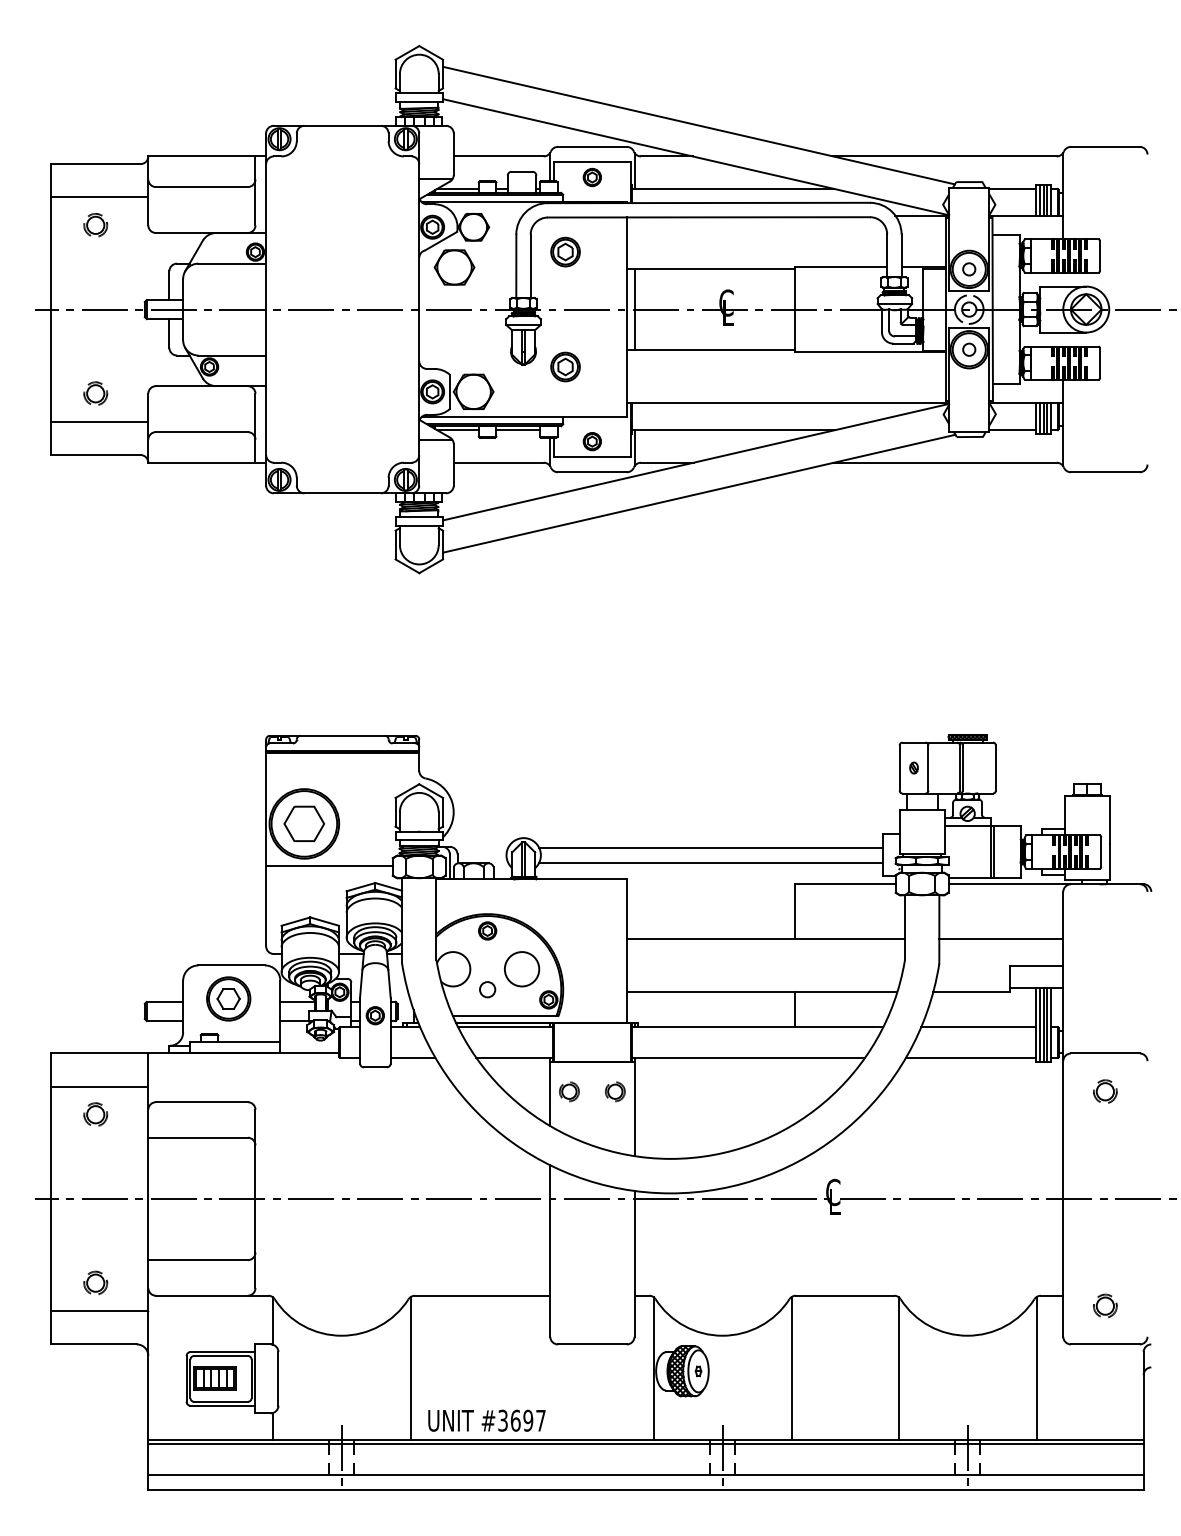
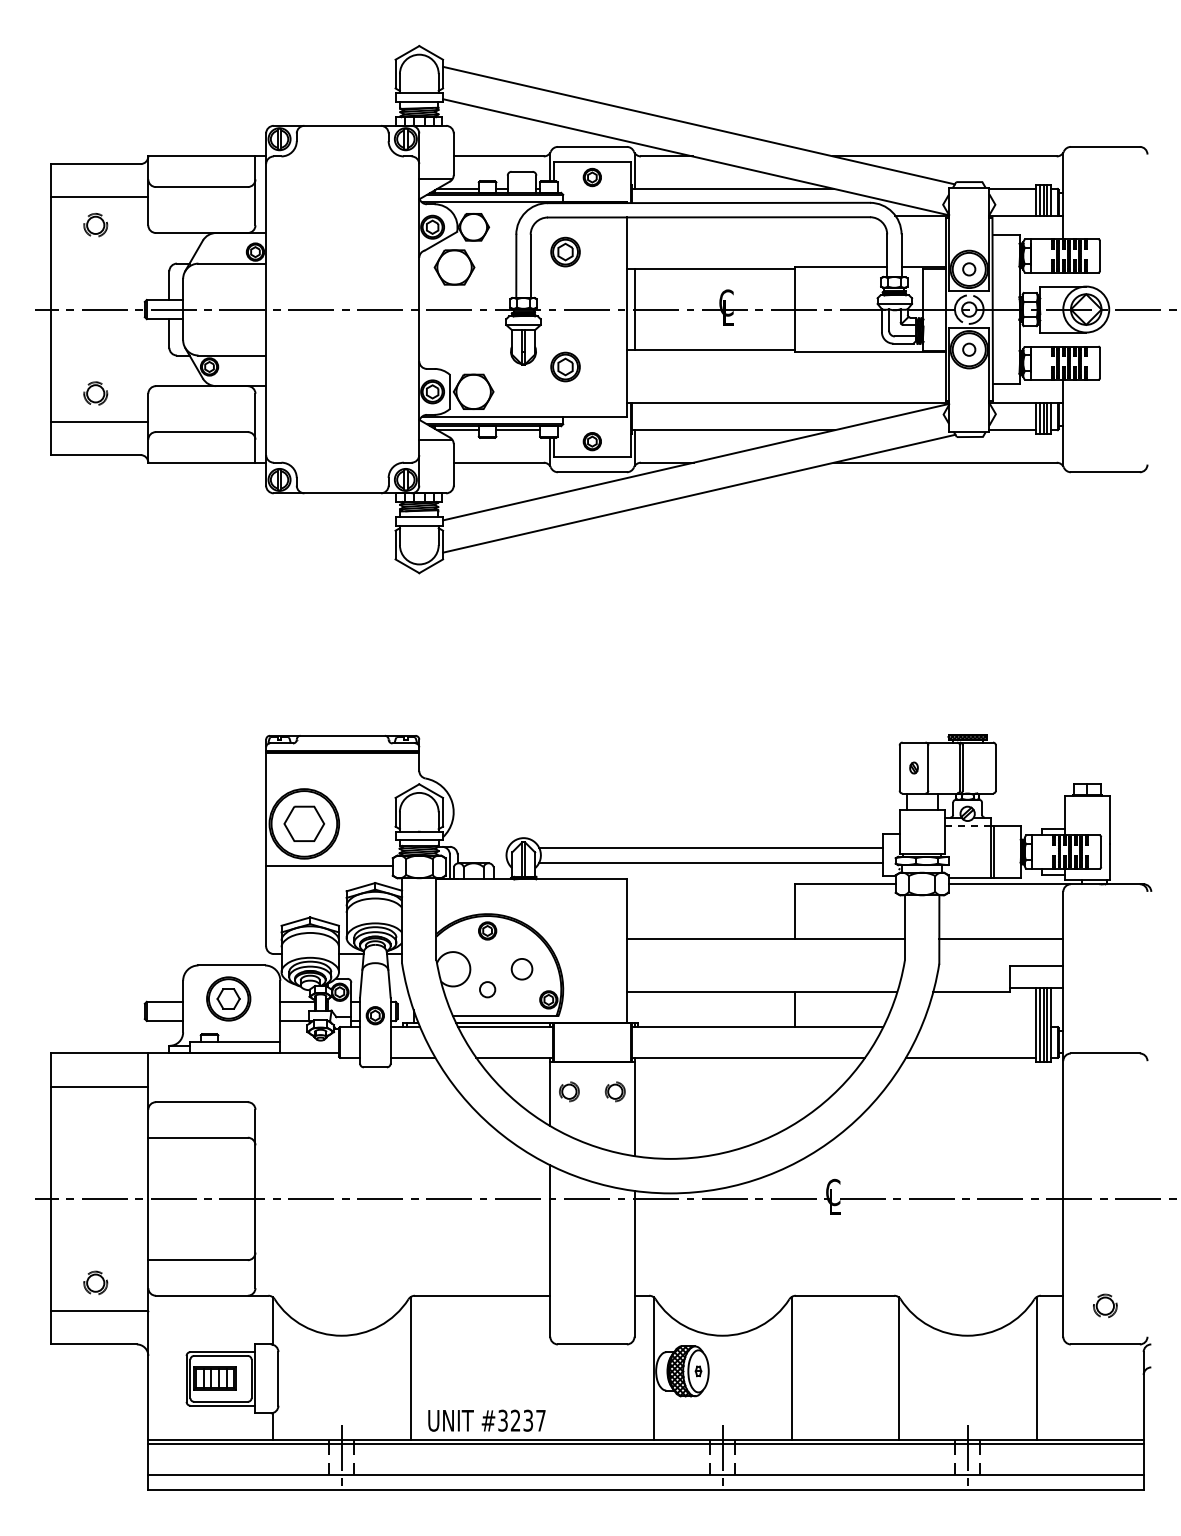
line: solid -> dashed (967, 825)
circle diameter: 34 px -> 21 px (521, 968)
line: present -> none (978, 1027)
part: present -> none (1105, 1091)
part: present -> none (95, 1114)
text: #3697 -> #3237 (521, 1420)
